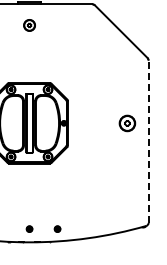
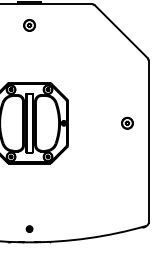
part size: 19x19 px -> 13x14 px (127, 122)
line: dashed -> solid (148, 141)
part: present -> none (57, 228)
